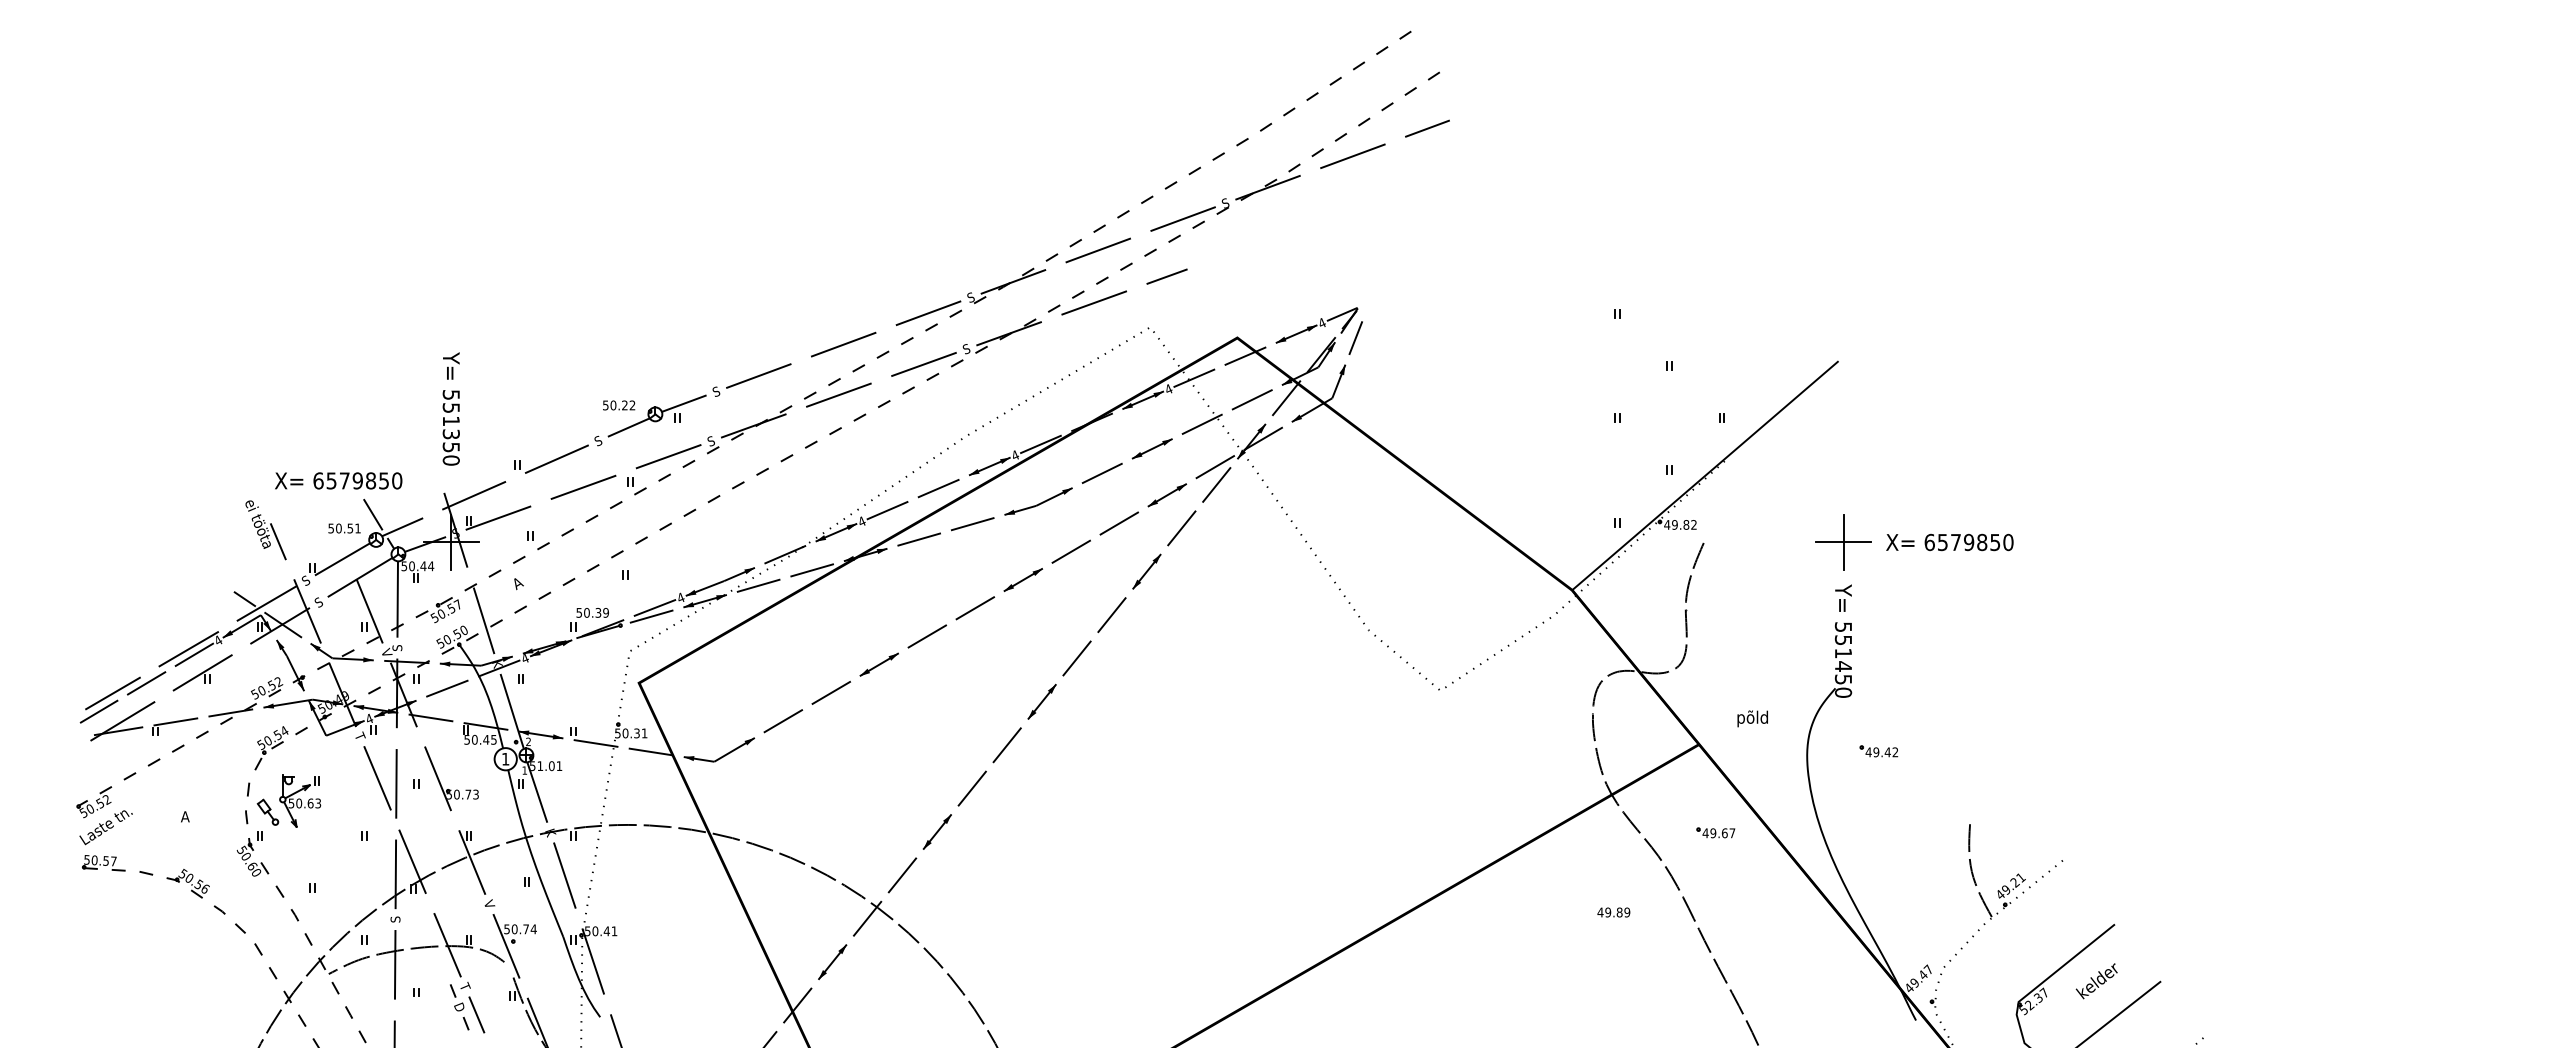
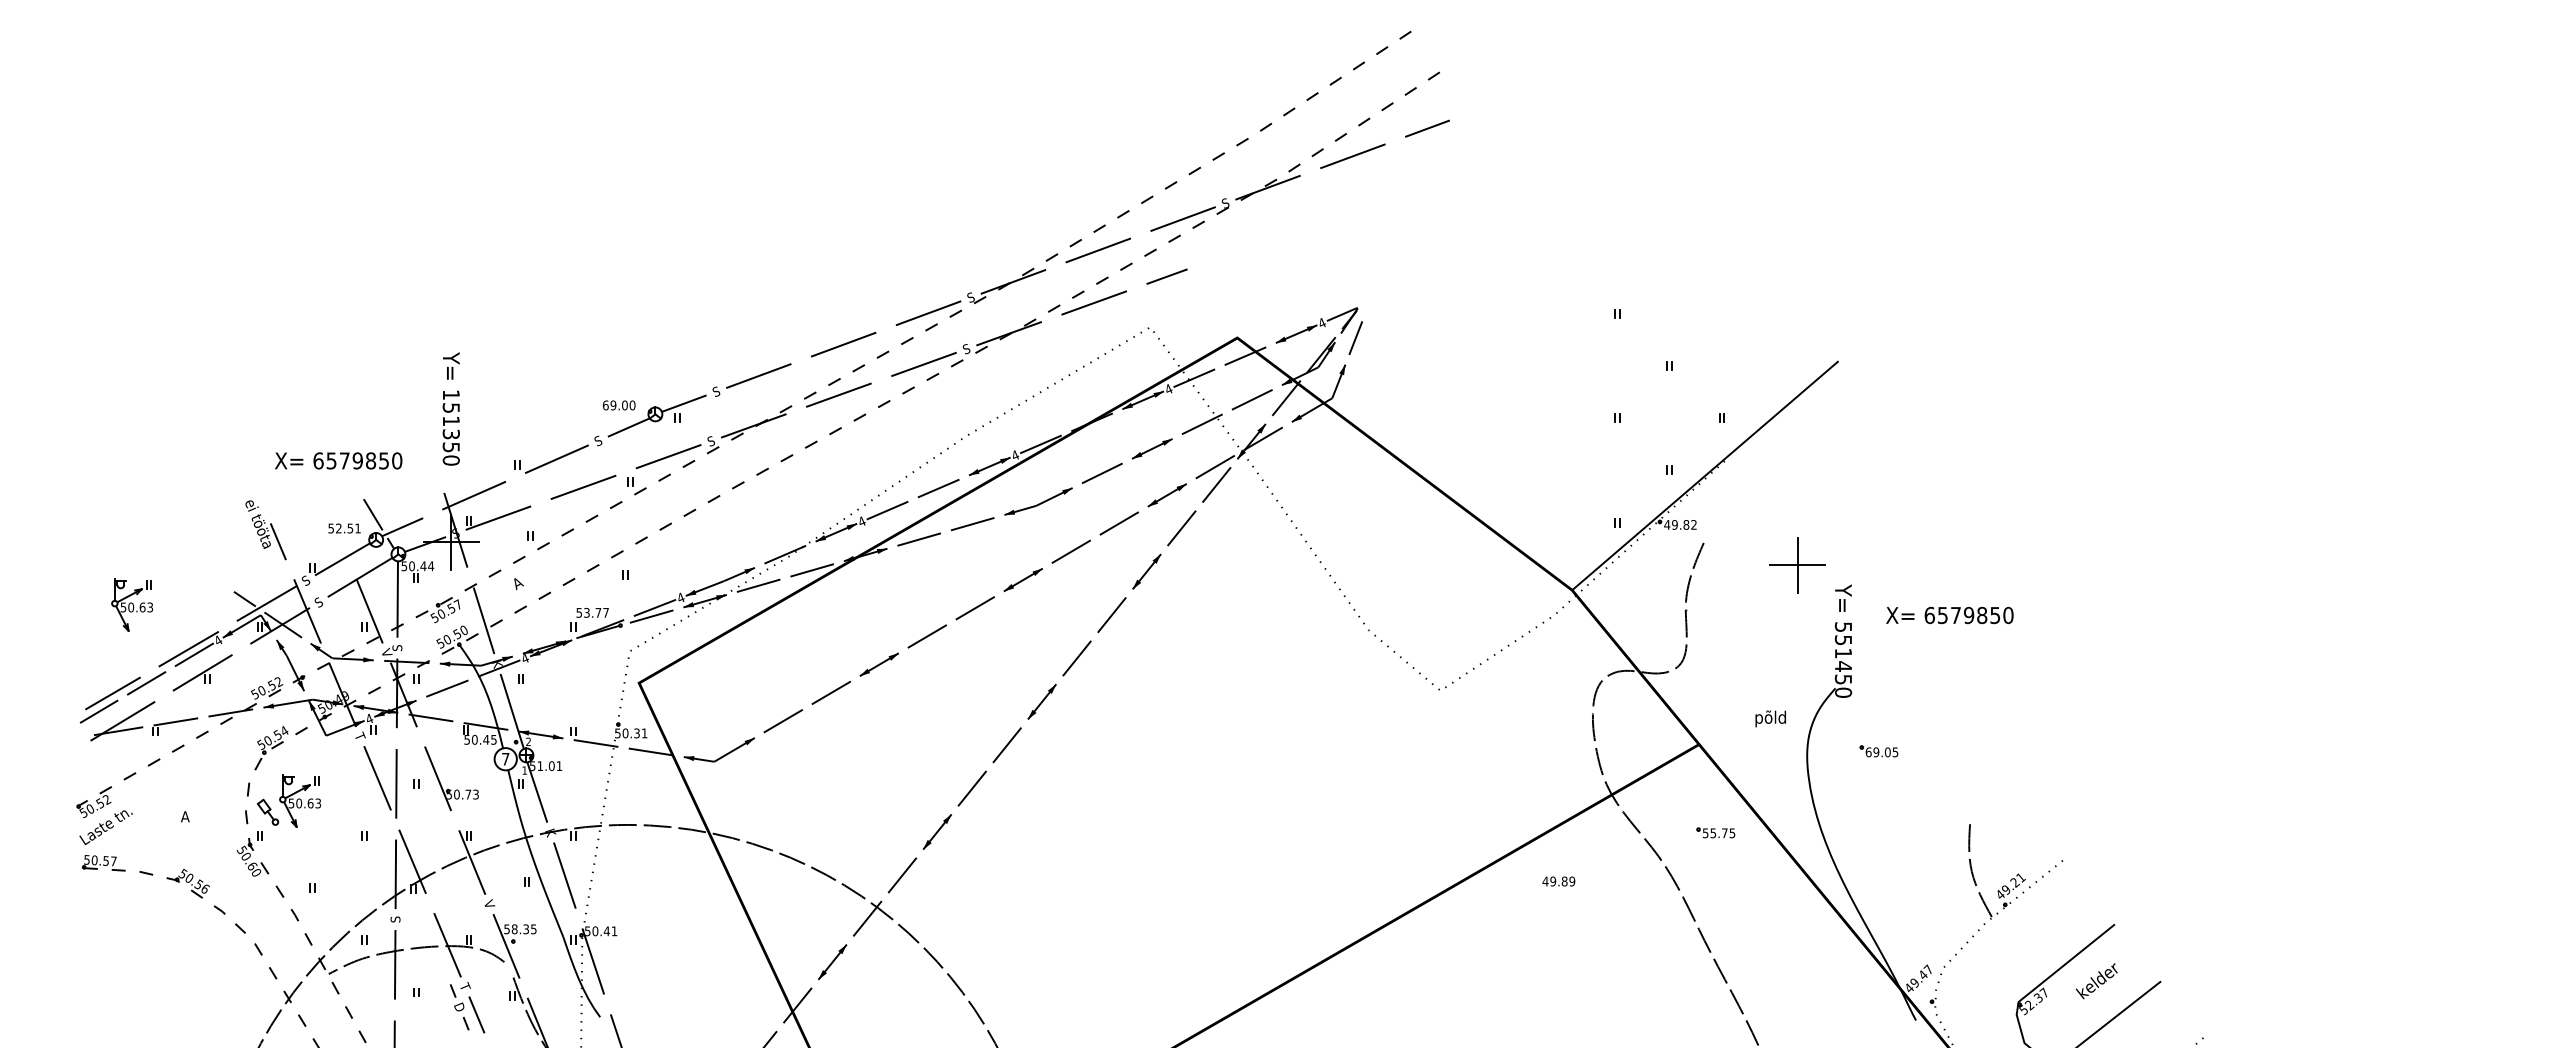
text: 551350 -> 151350 (450, 394)
text: 50.22 -> 69.00 (618, 405)
text position: (338, 480) -> (338, 460) (338, 460)
text: 50.51 -> 52.51 (338, 528)
part position: (1843, 542) -> (1797, 565) (1797, 565)
text position: (1949, 542) -> (1949, 615) (1949, 615)
part: none -> present (132, 604)
text: 50.39 -> 53.77 (596, 612)
text position: (1752, 718) -> (1770, 718) (1770, 718)
text: 49.42 -> 69.05 (1881, 752)
text: 1 -> 7 (505, 759)
text: 49.67 -> 55.75 (1718, 833)
text position: (1613, 912) -> (1558, 881) (1558, 881)
text: 50.74 -> 58.35 (523, 929)
